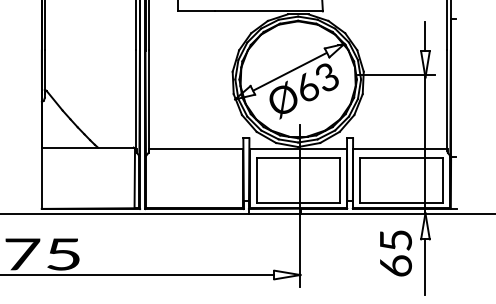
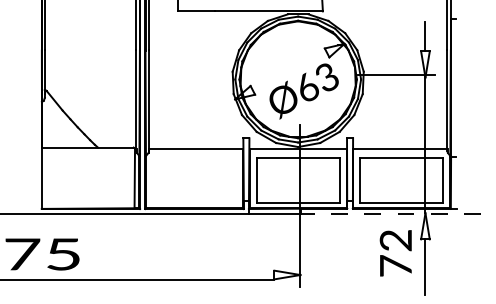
line: present -> none (289, 71)
line: solid -> dashed (397, 214)
text: 65 -> 72 (395, 253)
line position: (138, 275) -> (138, 280) (138, 280)
